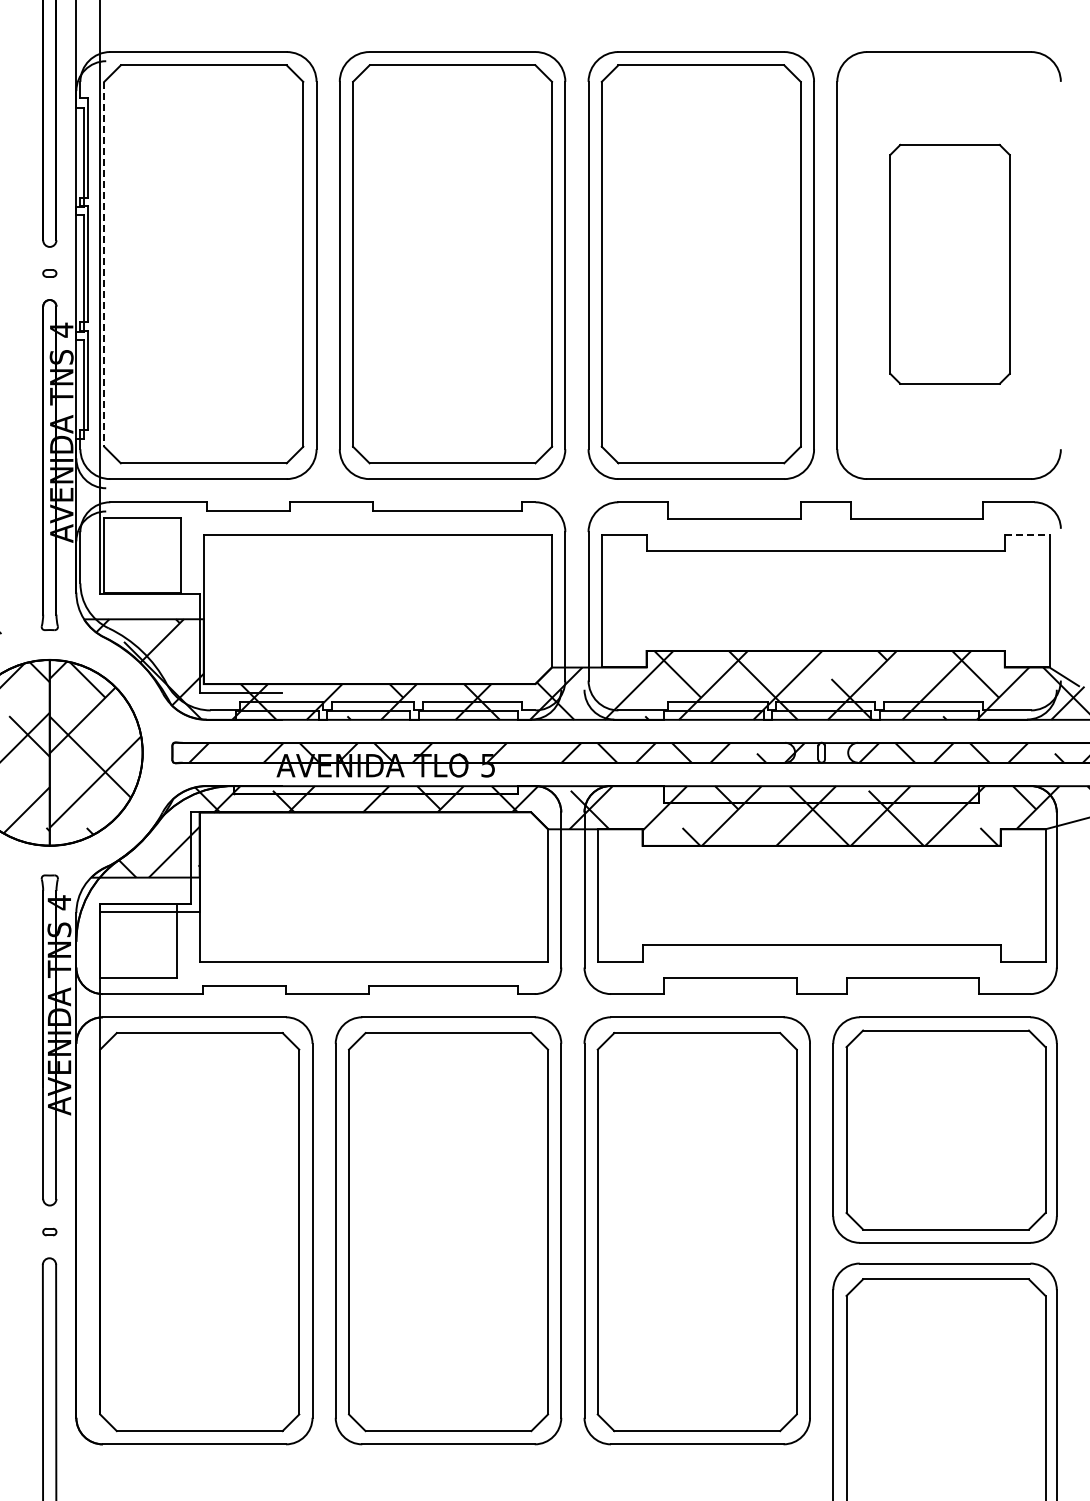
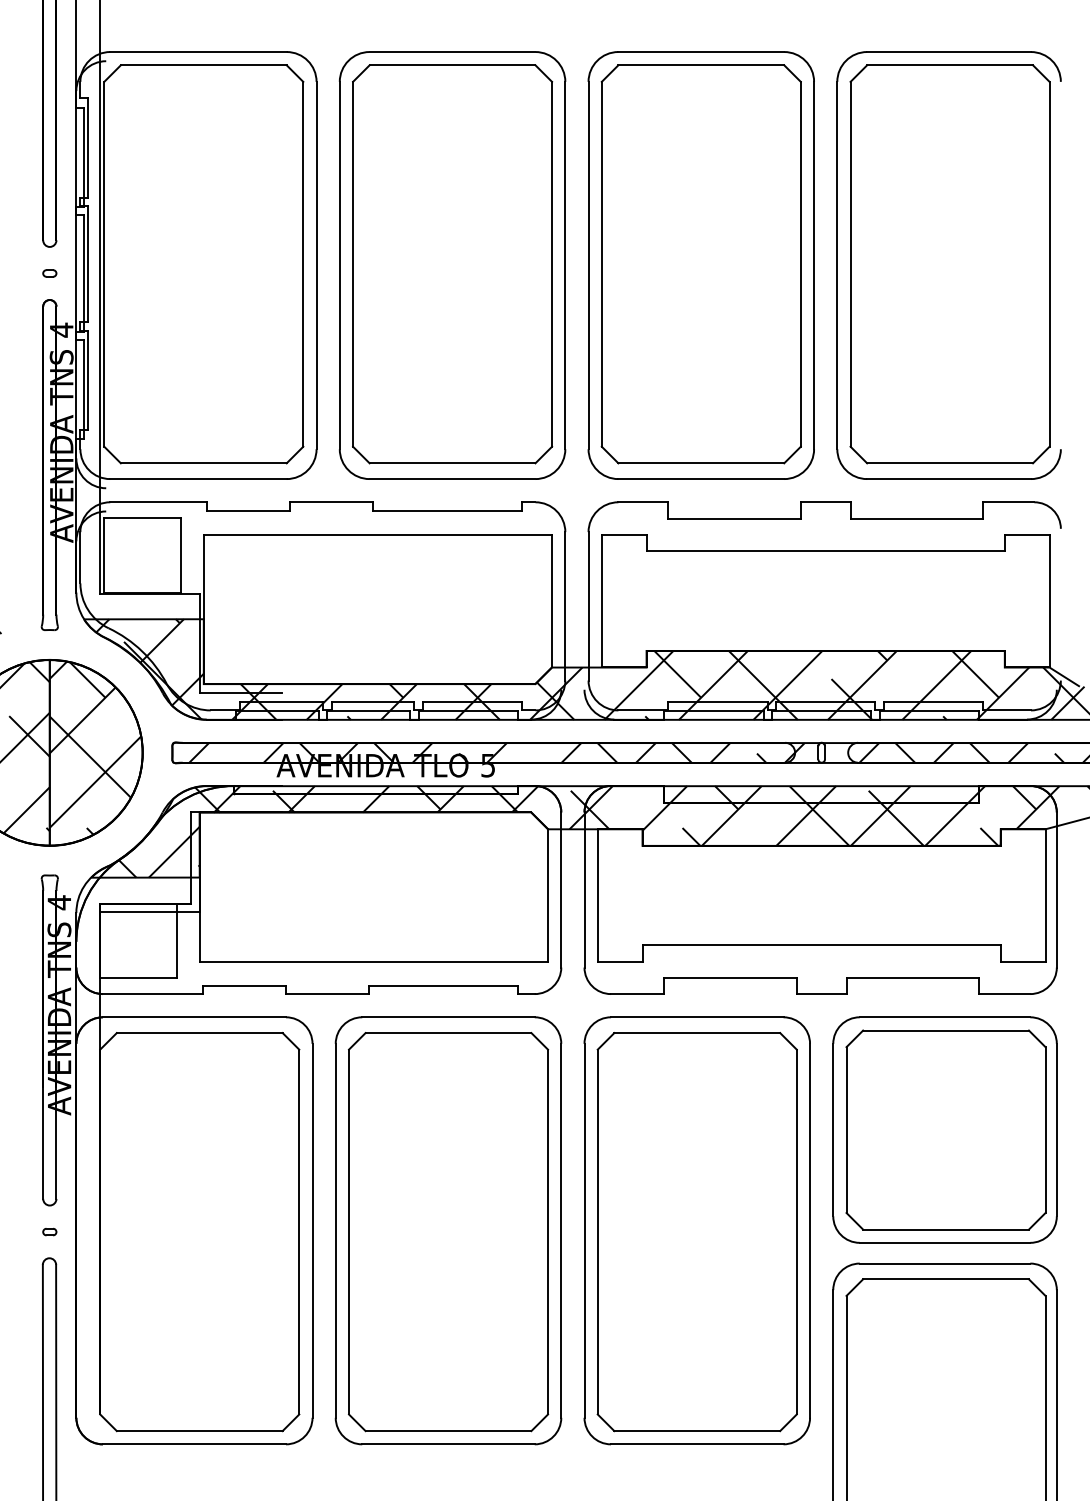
part size: 122x242 px -> 202x401 px (949, 264)
line: dashed -> solid (104, 264)
line: dashed -> solid (1027, 534)
